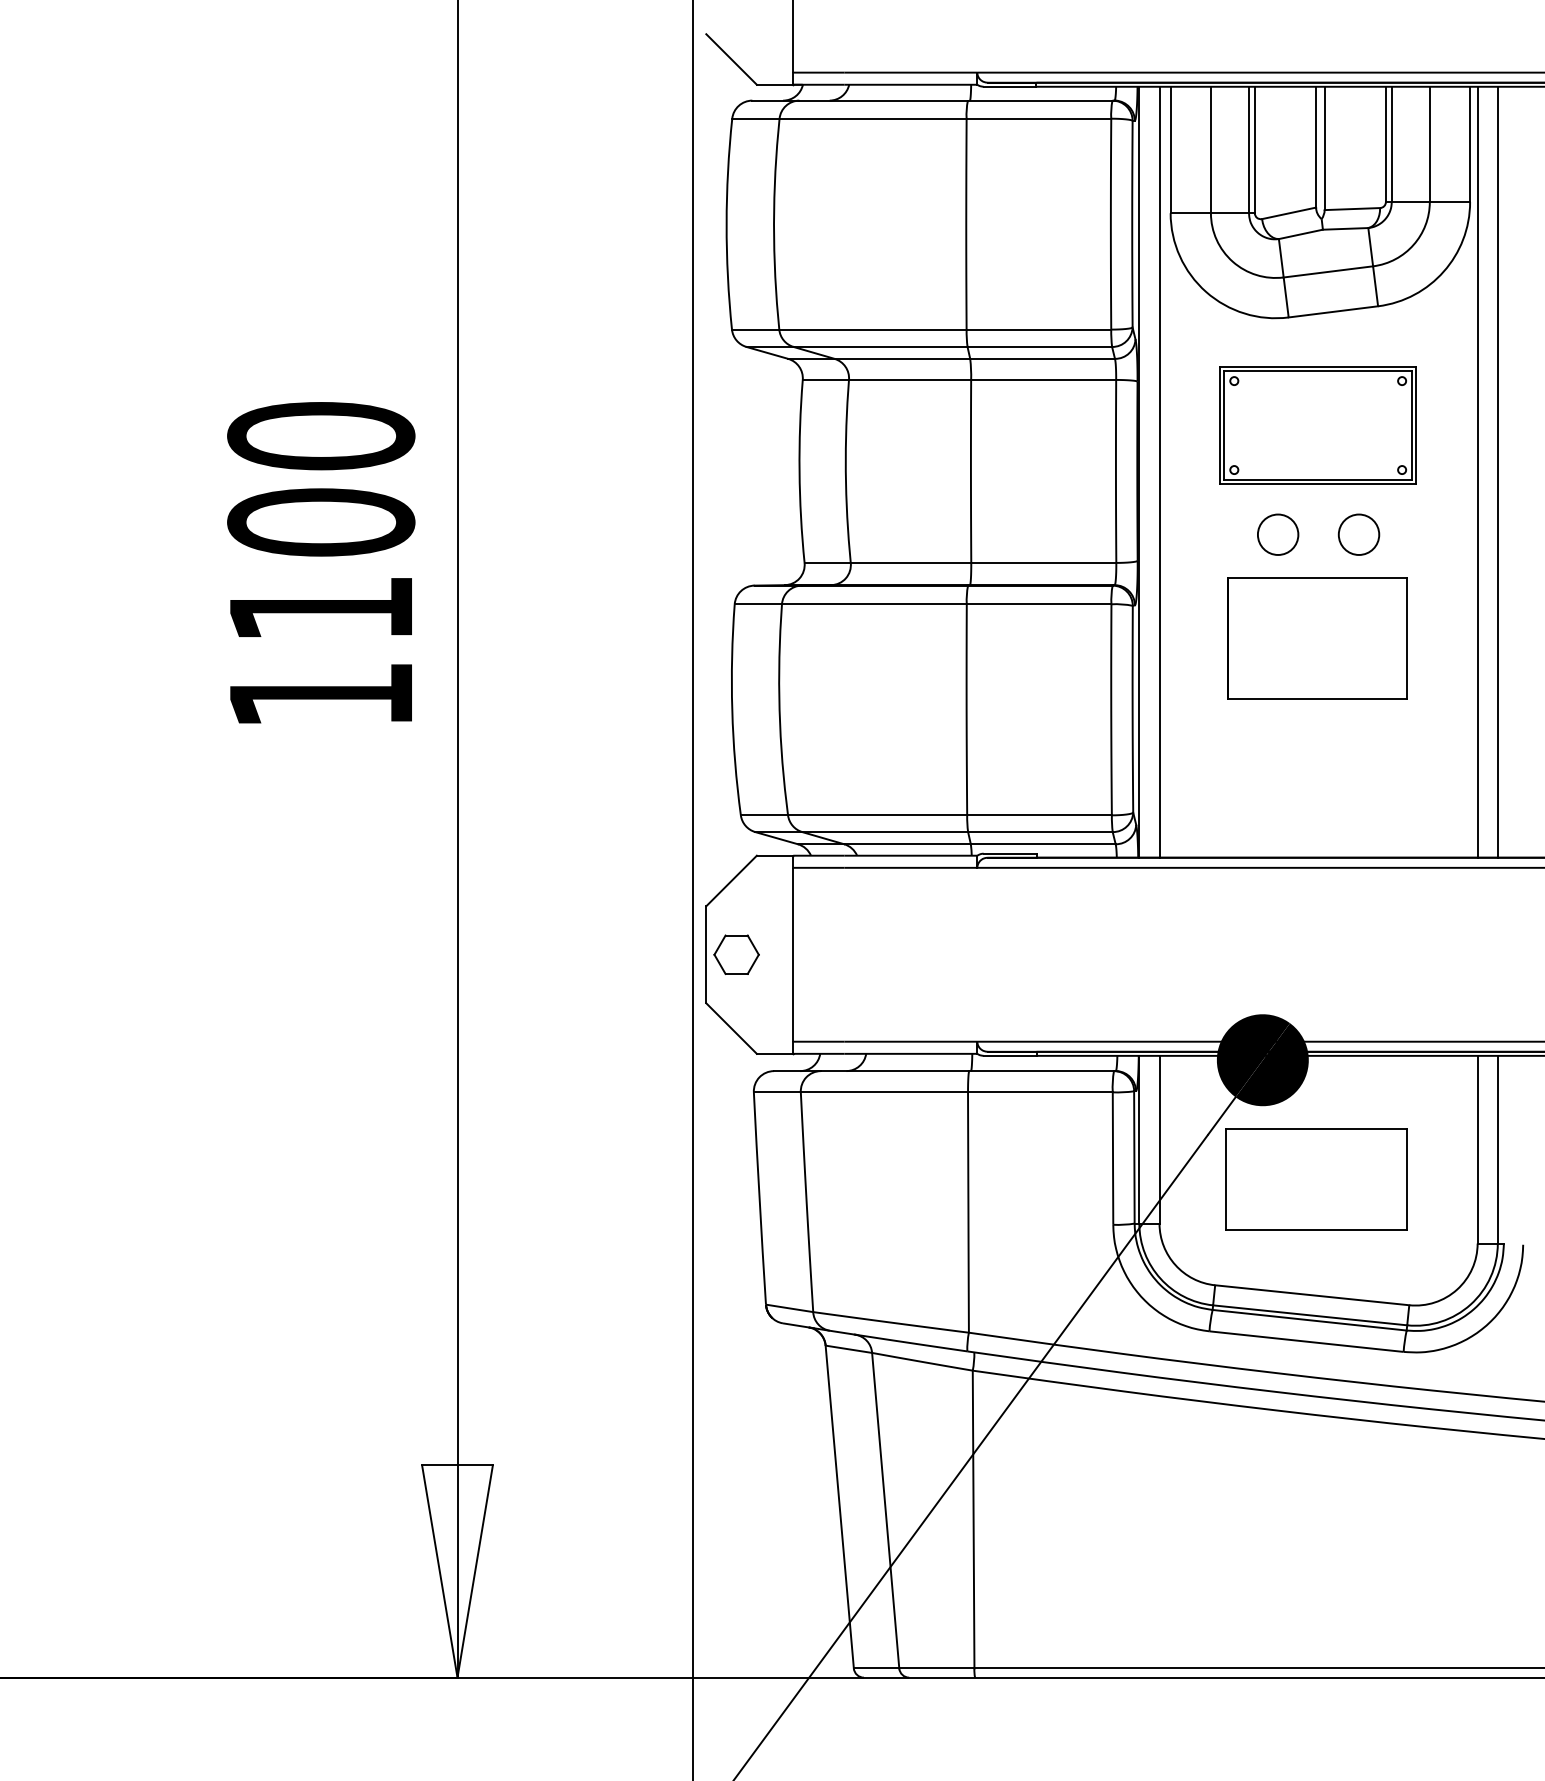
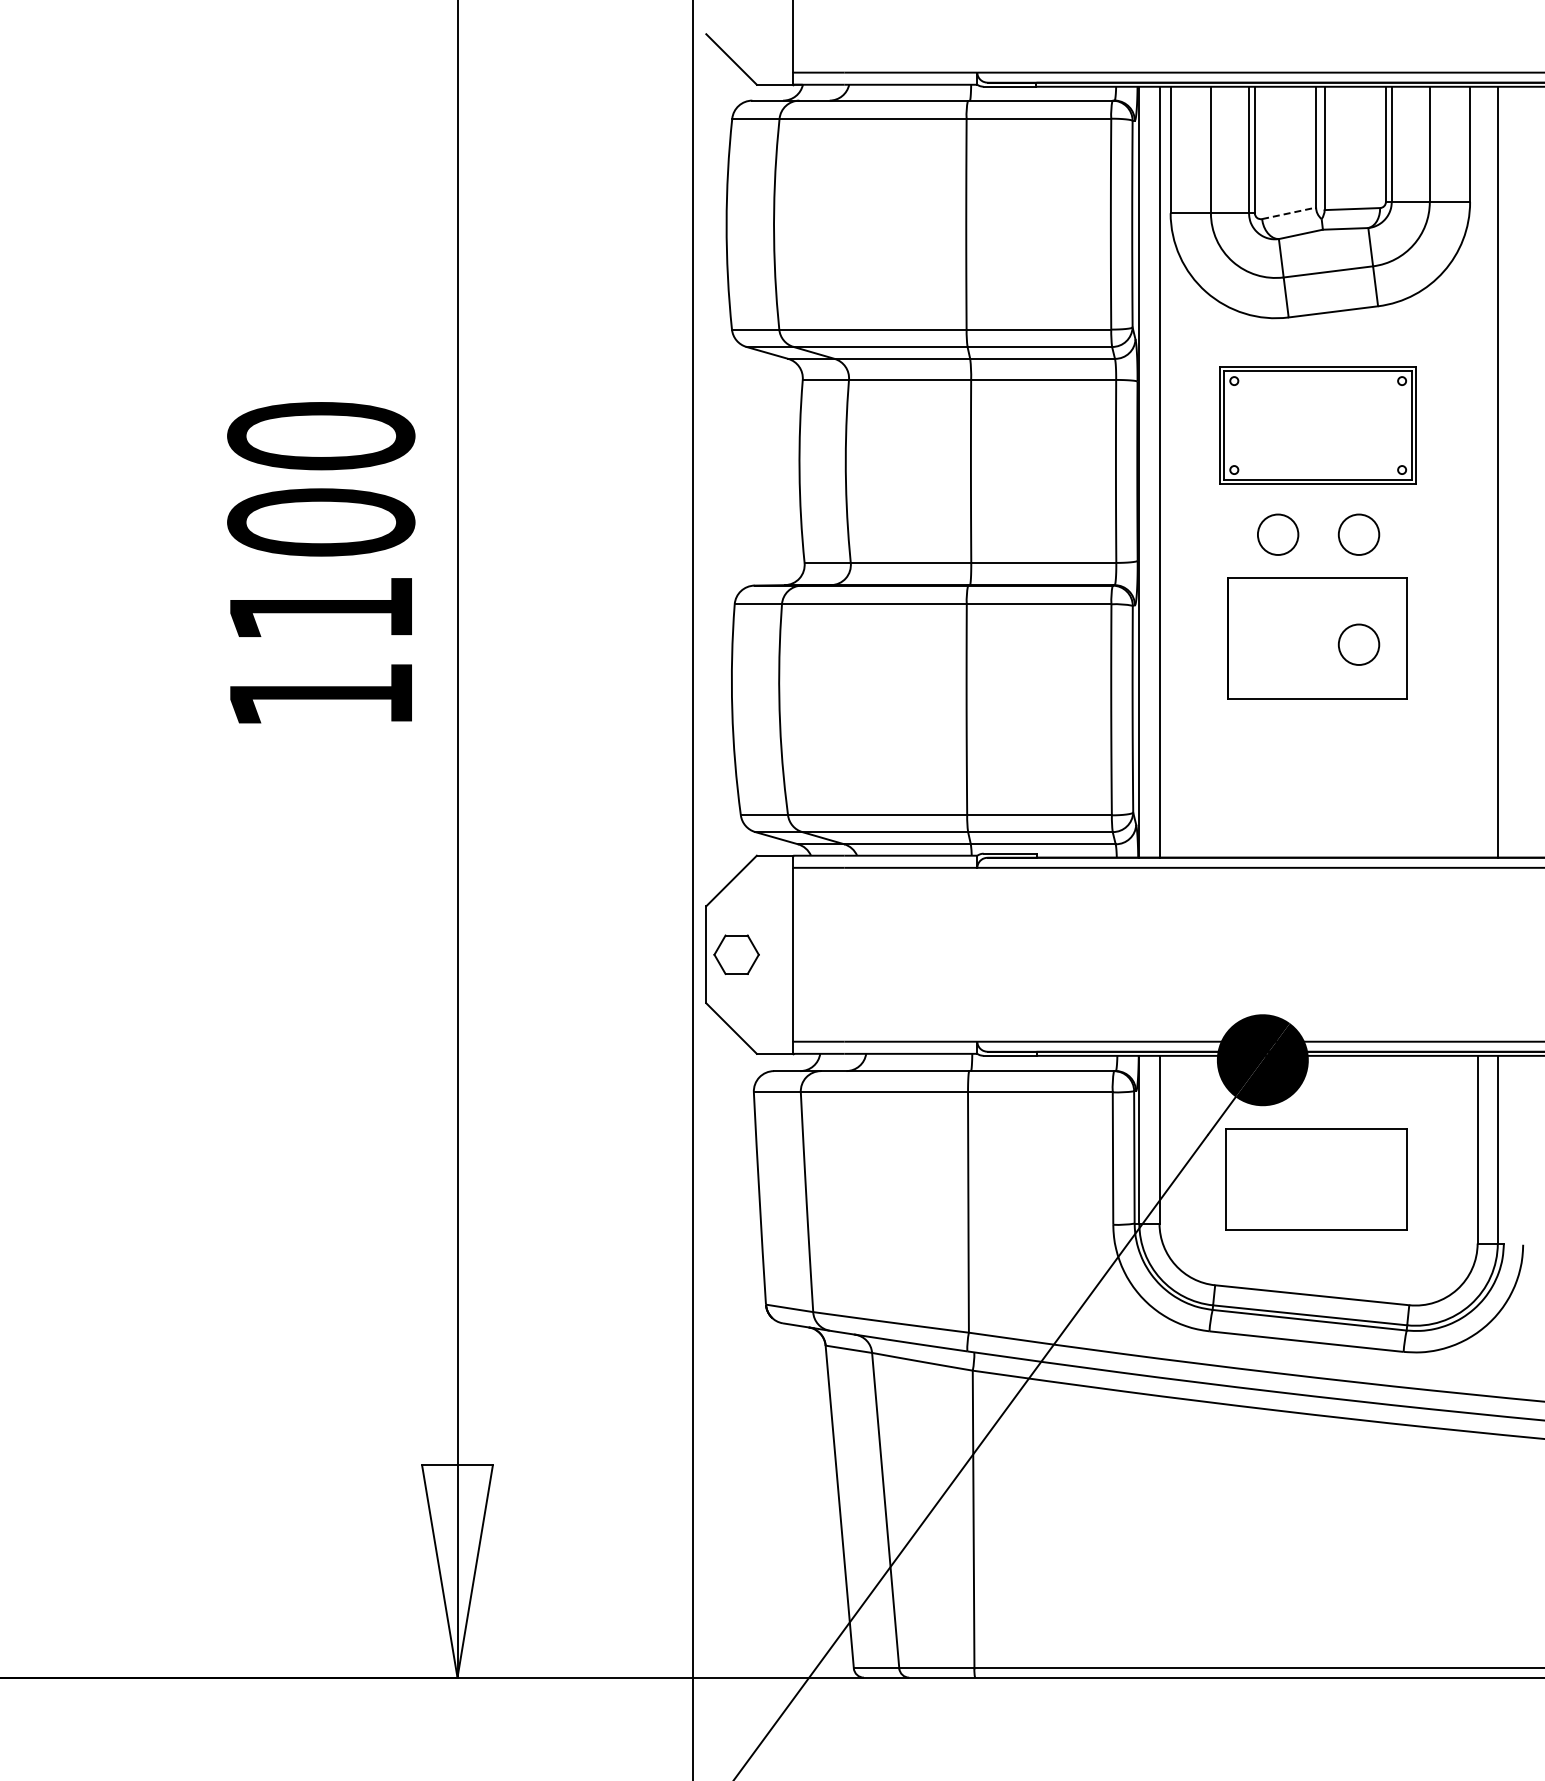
line: solid -> dashed (1289, 213)
line: present -> none (1477, 471)
circle: none -> present (1358, 644)
